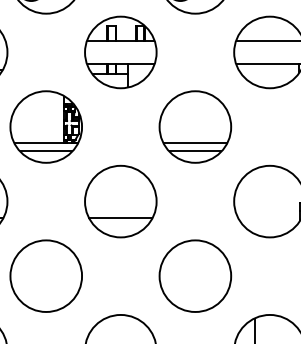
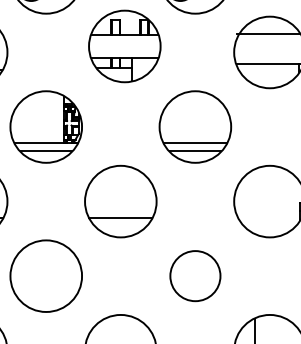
line position: (266, 40) -> (266, 33) (266, 33)
part position: (120, 52) -> (124, 46) (124, 46)
circle size: 75x74 px -> 53x53 px (195, 276)
